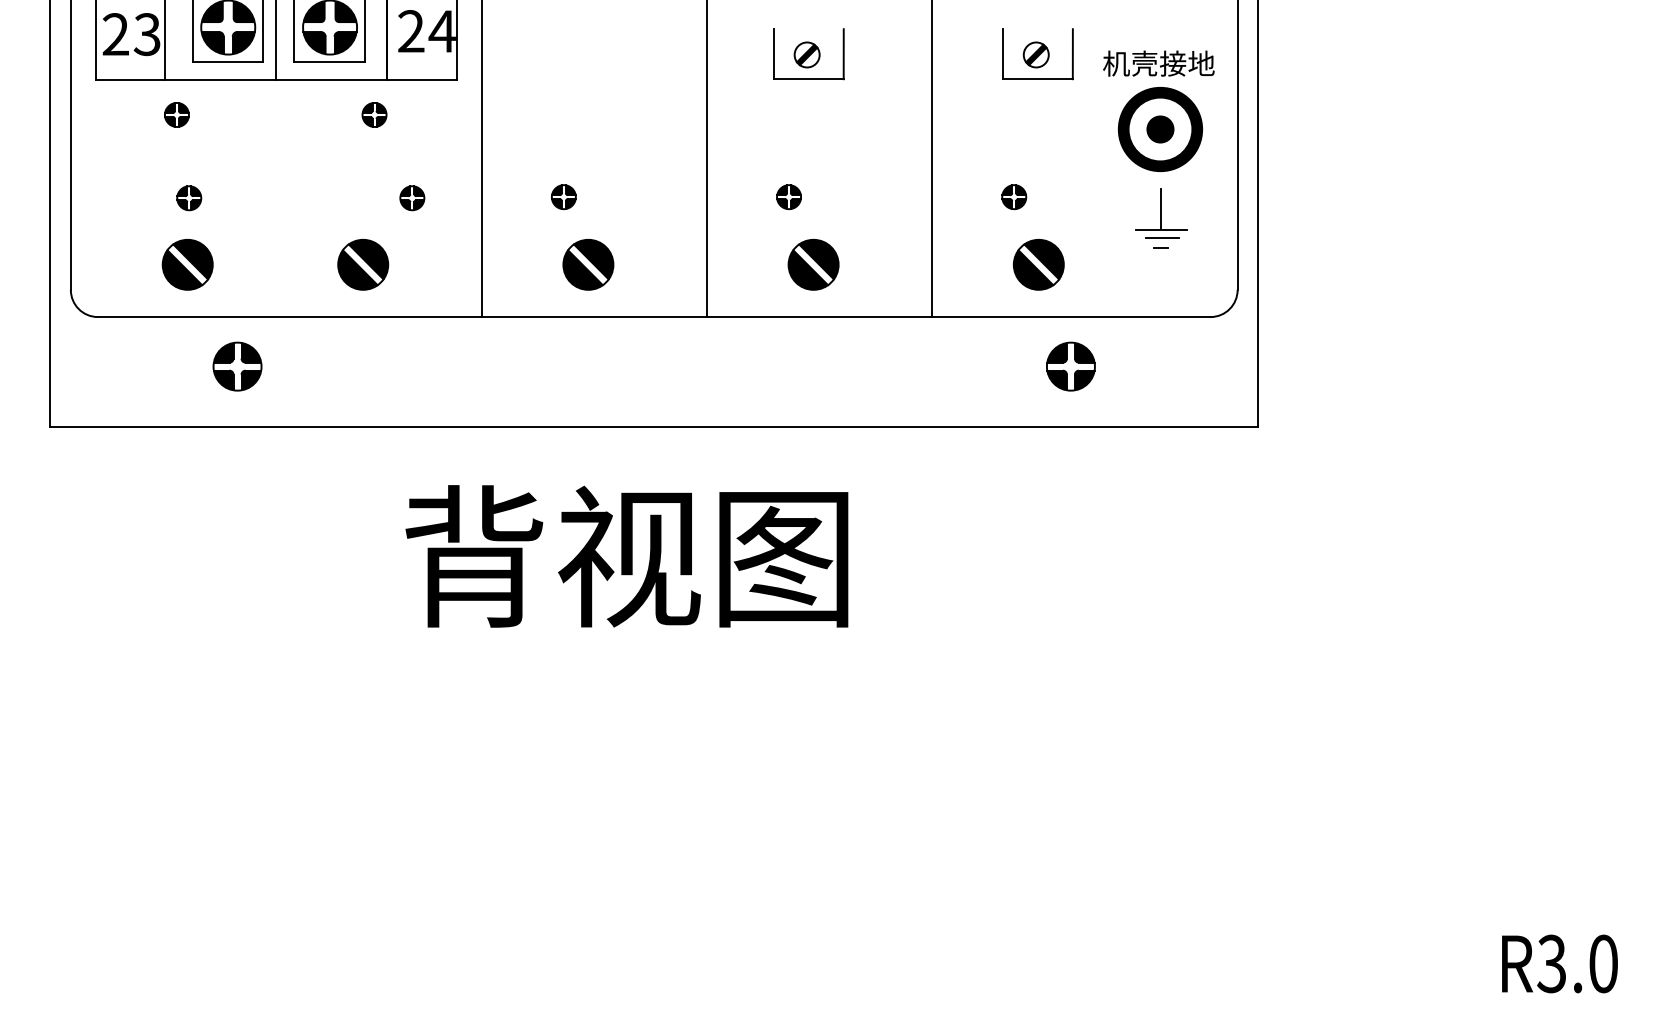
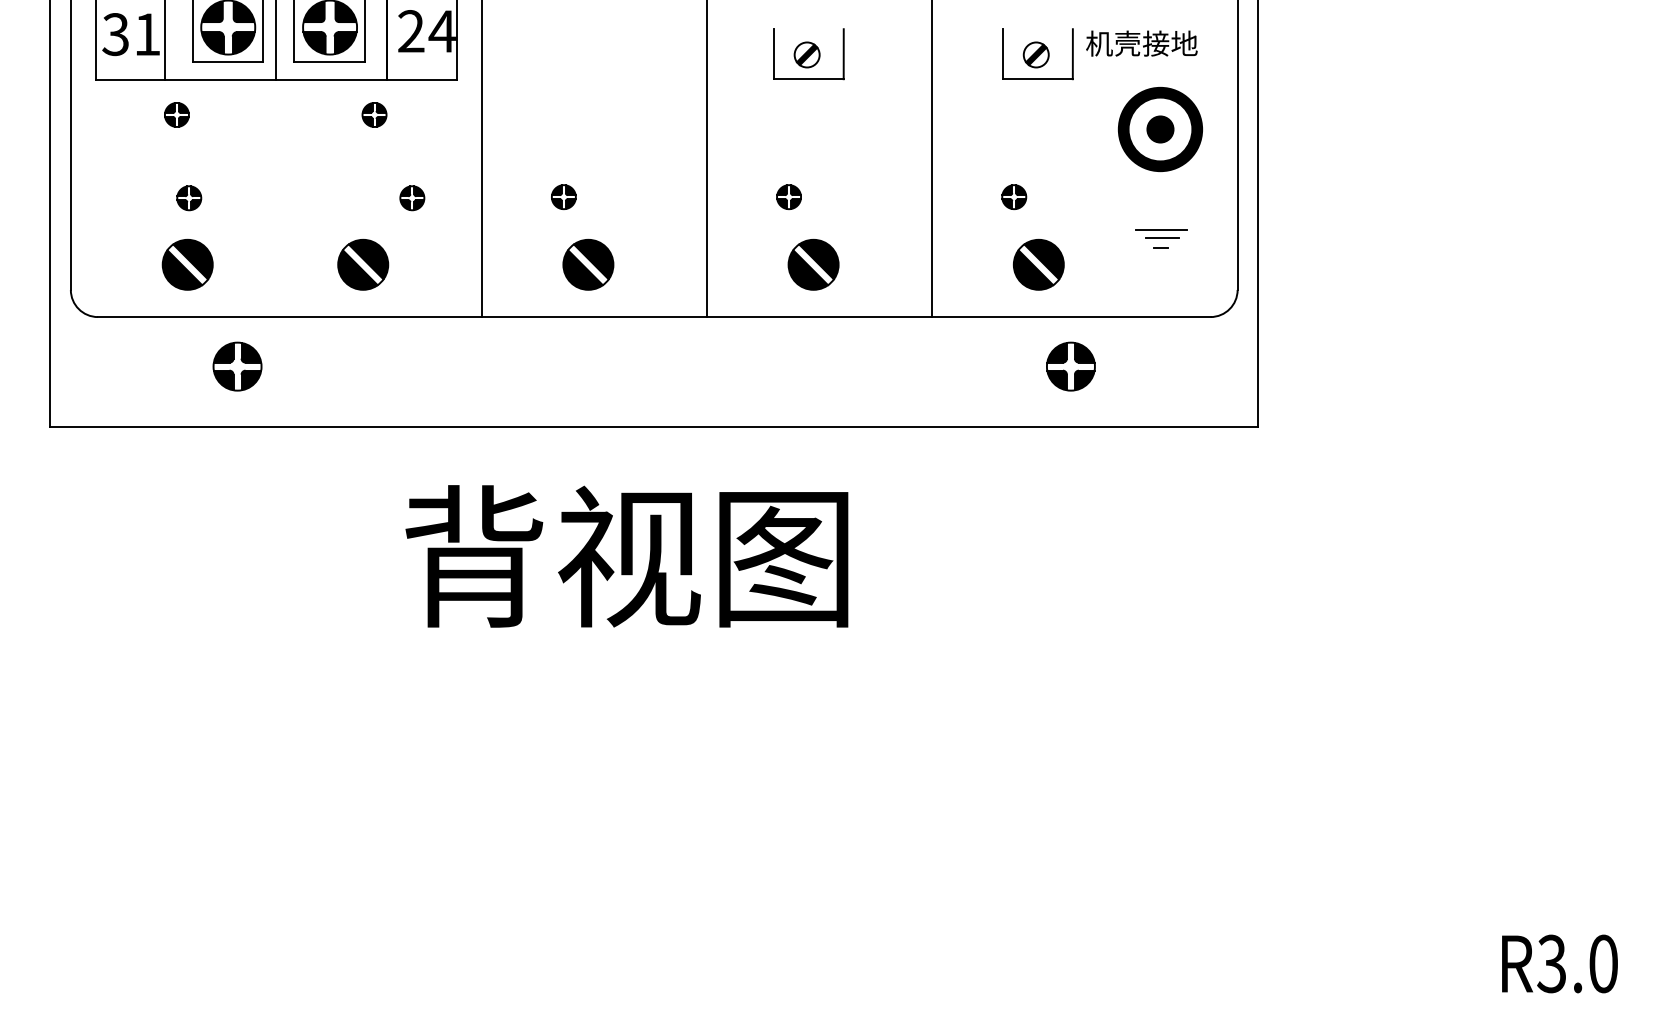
text: 23 -> 31 (131, 34)
text position: (1158, 63) -> (1141, 43) (1141, 43)
line: present -> none (1160, 208)
